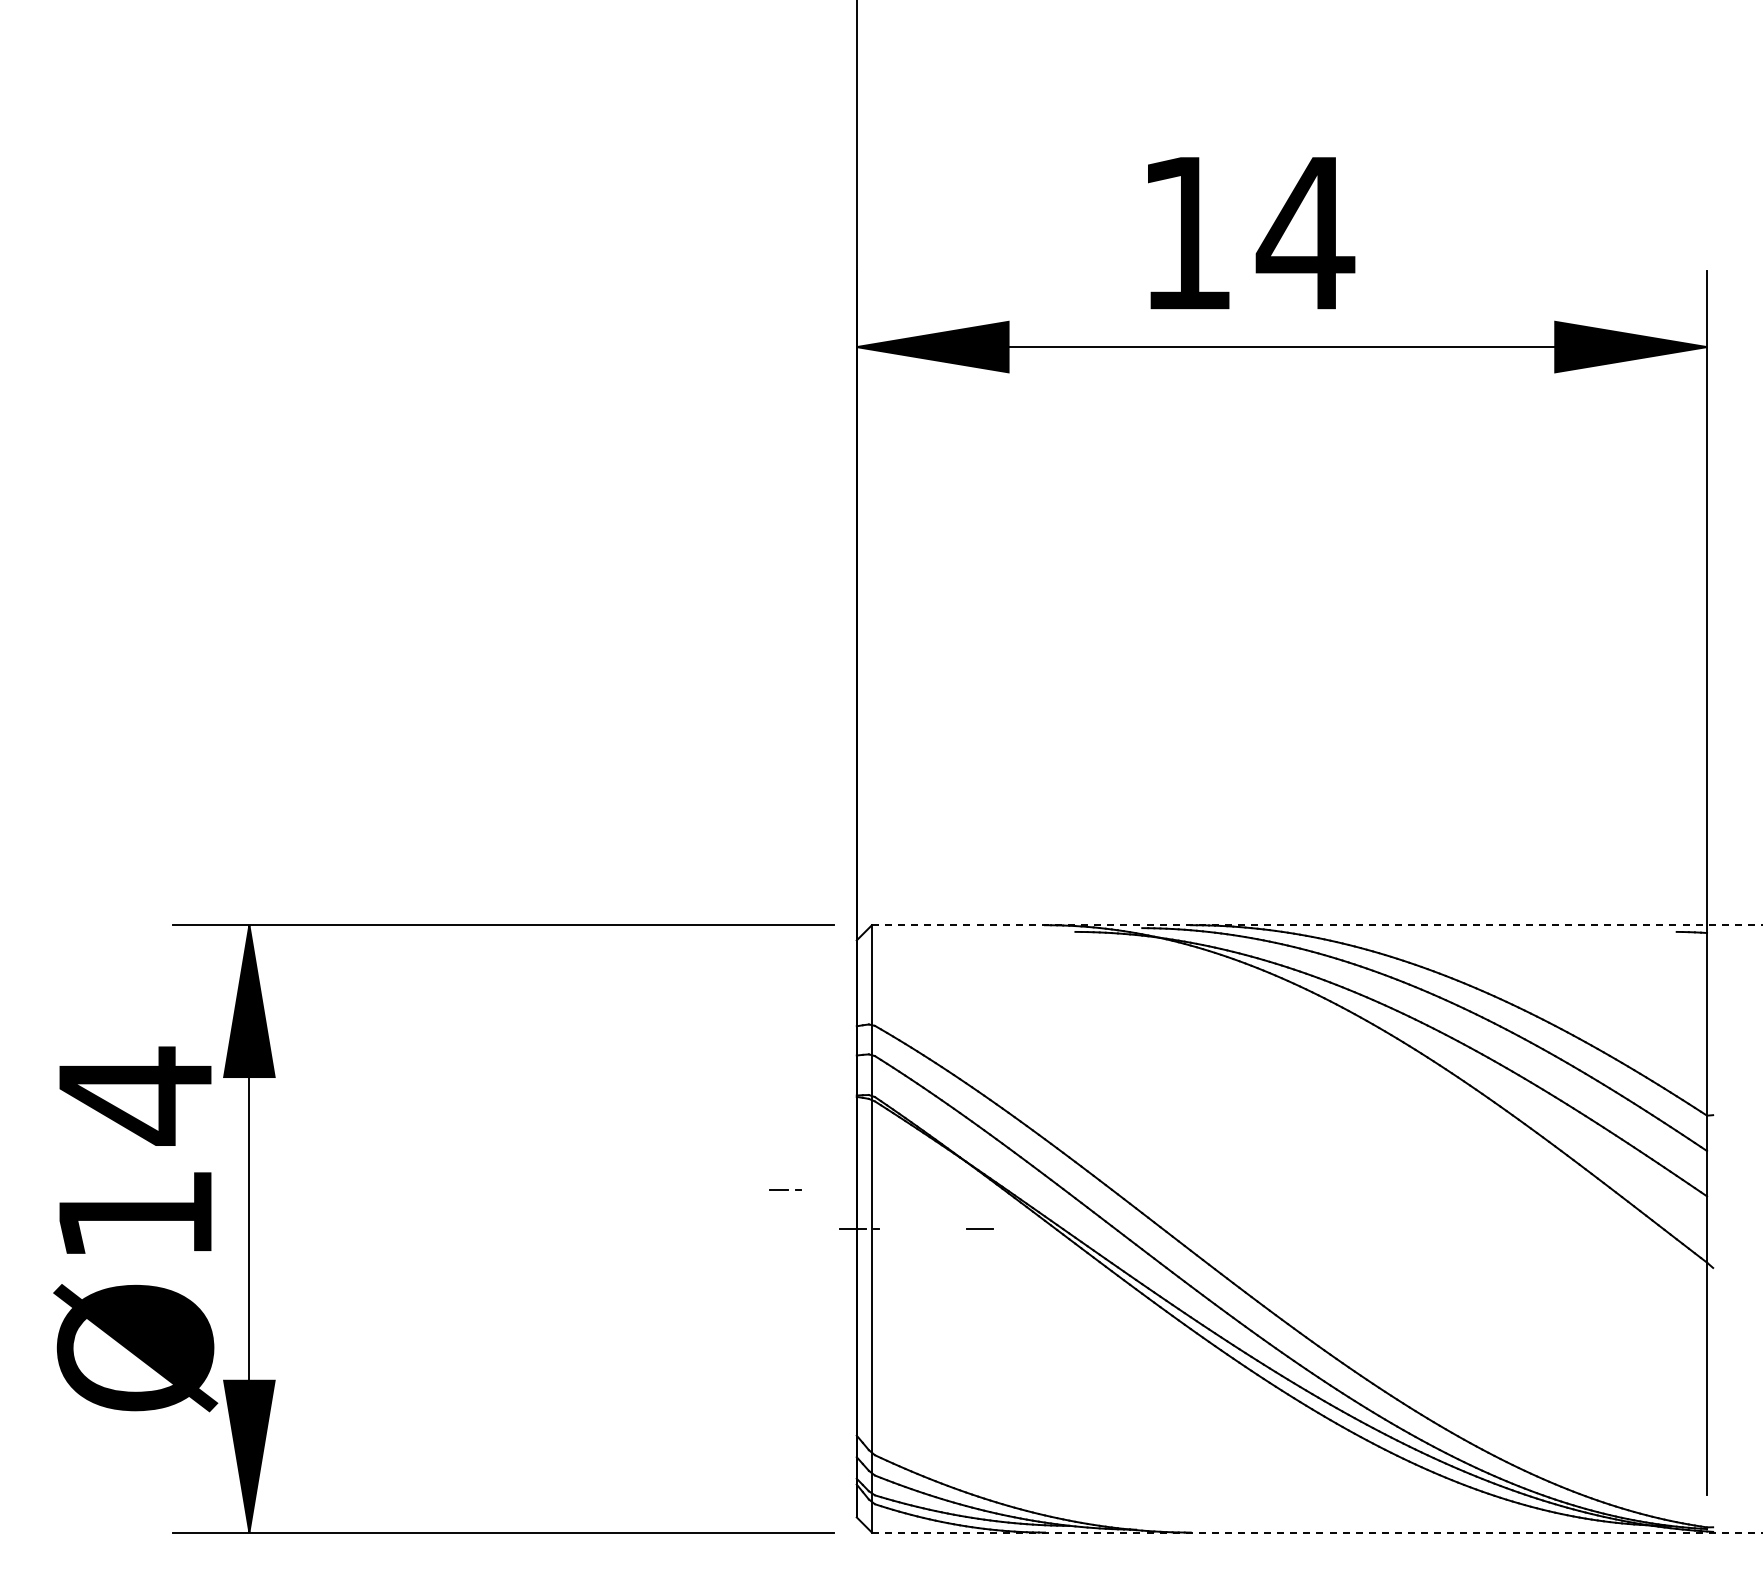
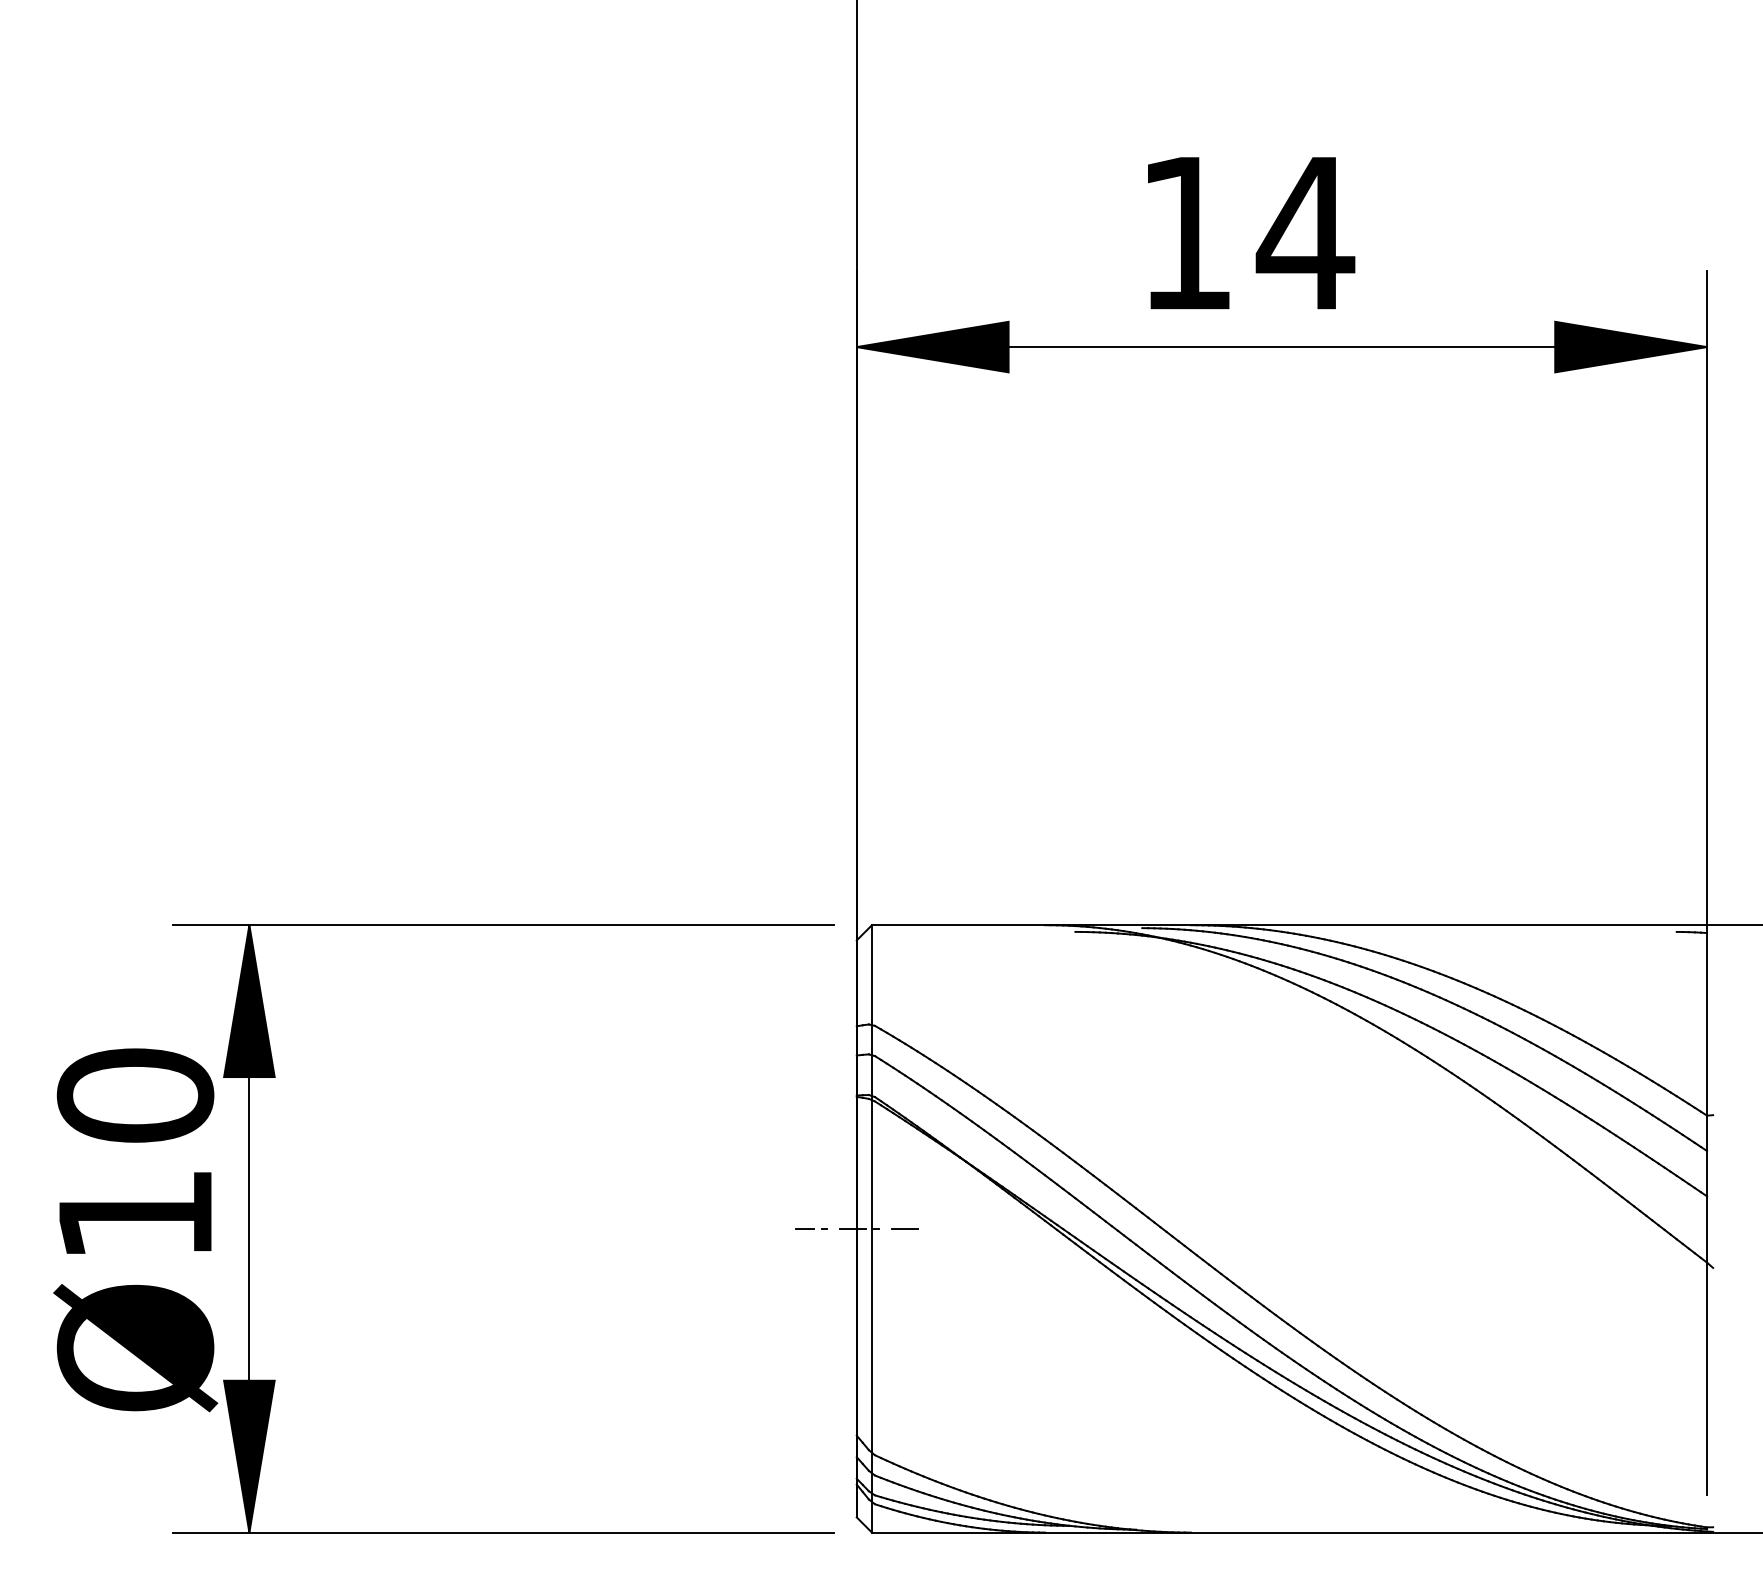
line: dashed -> solid (1317, 925)
text: Ø14 -> Ø10 (135, 1095)
line position: (785, 1189) -> (811, 1228) (811, 1228)
line position: (979, 1228) -> (904, 1228) (904, 1228)
line: dashed -> solid (1317, 1532)
